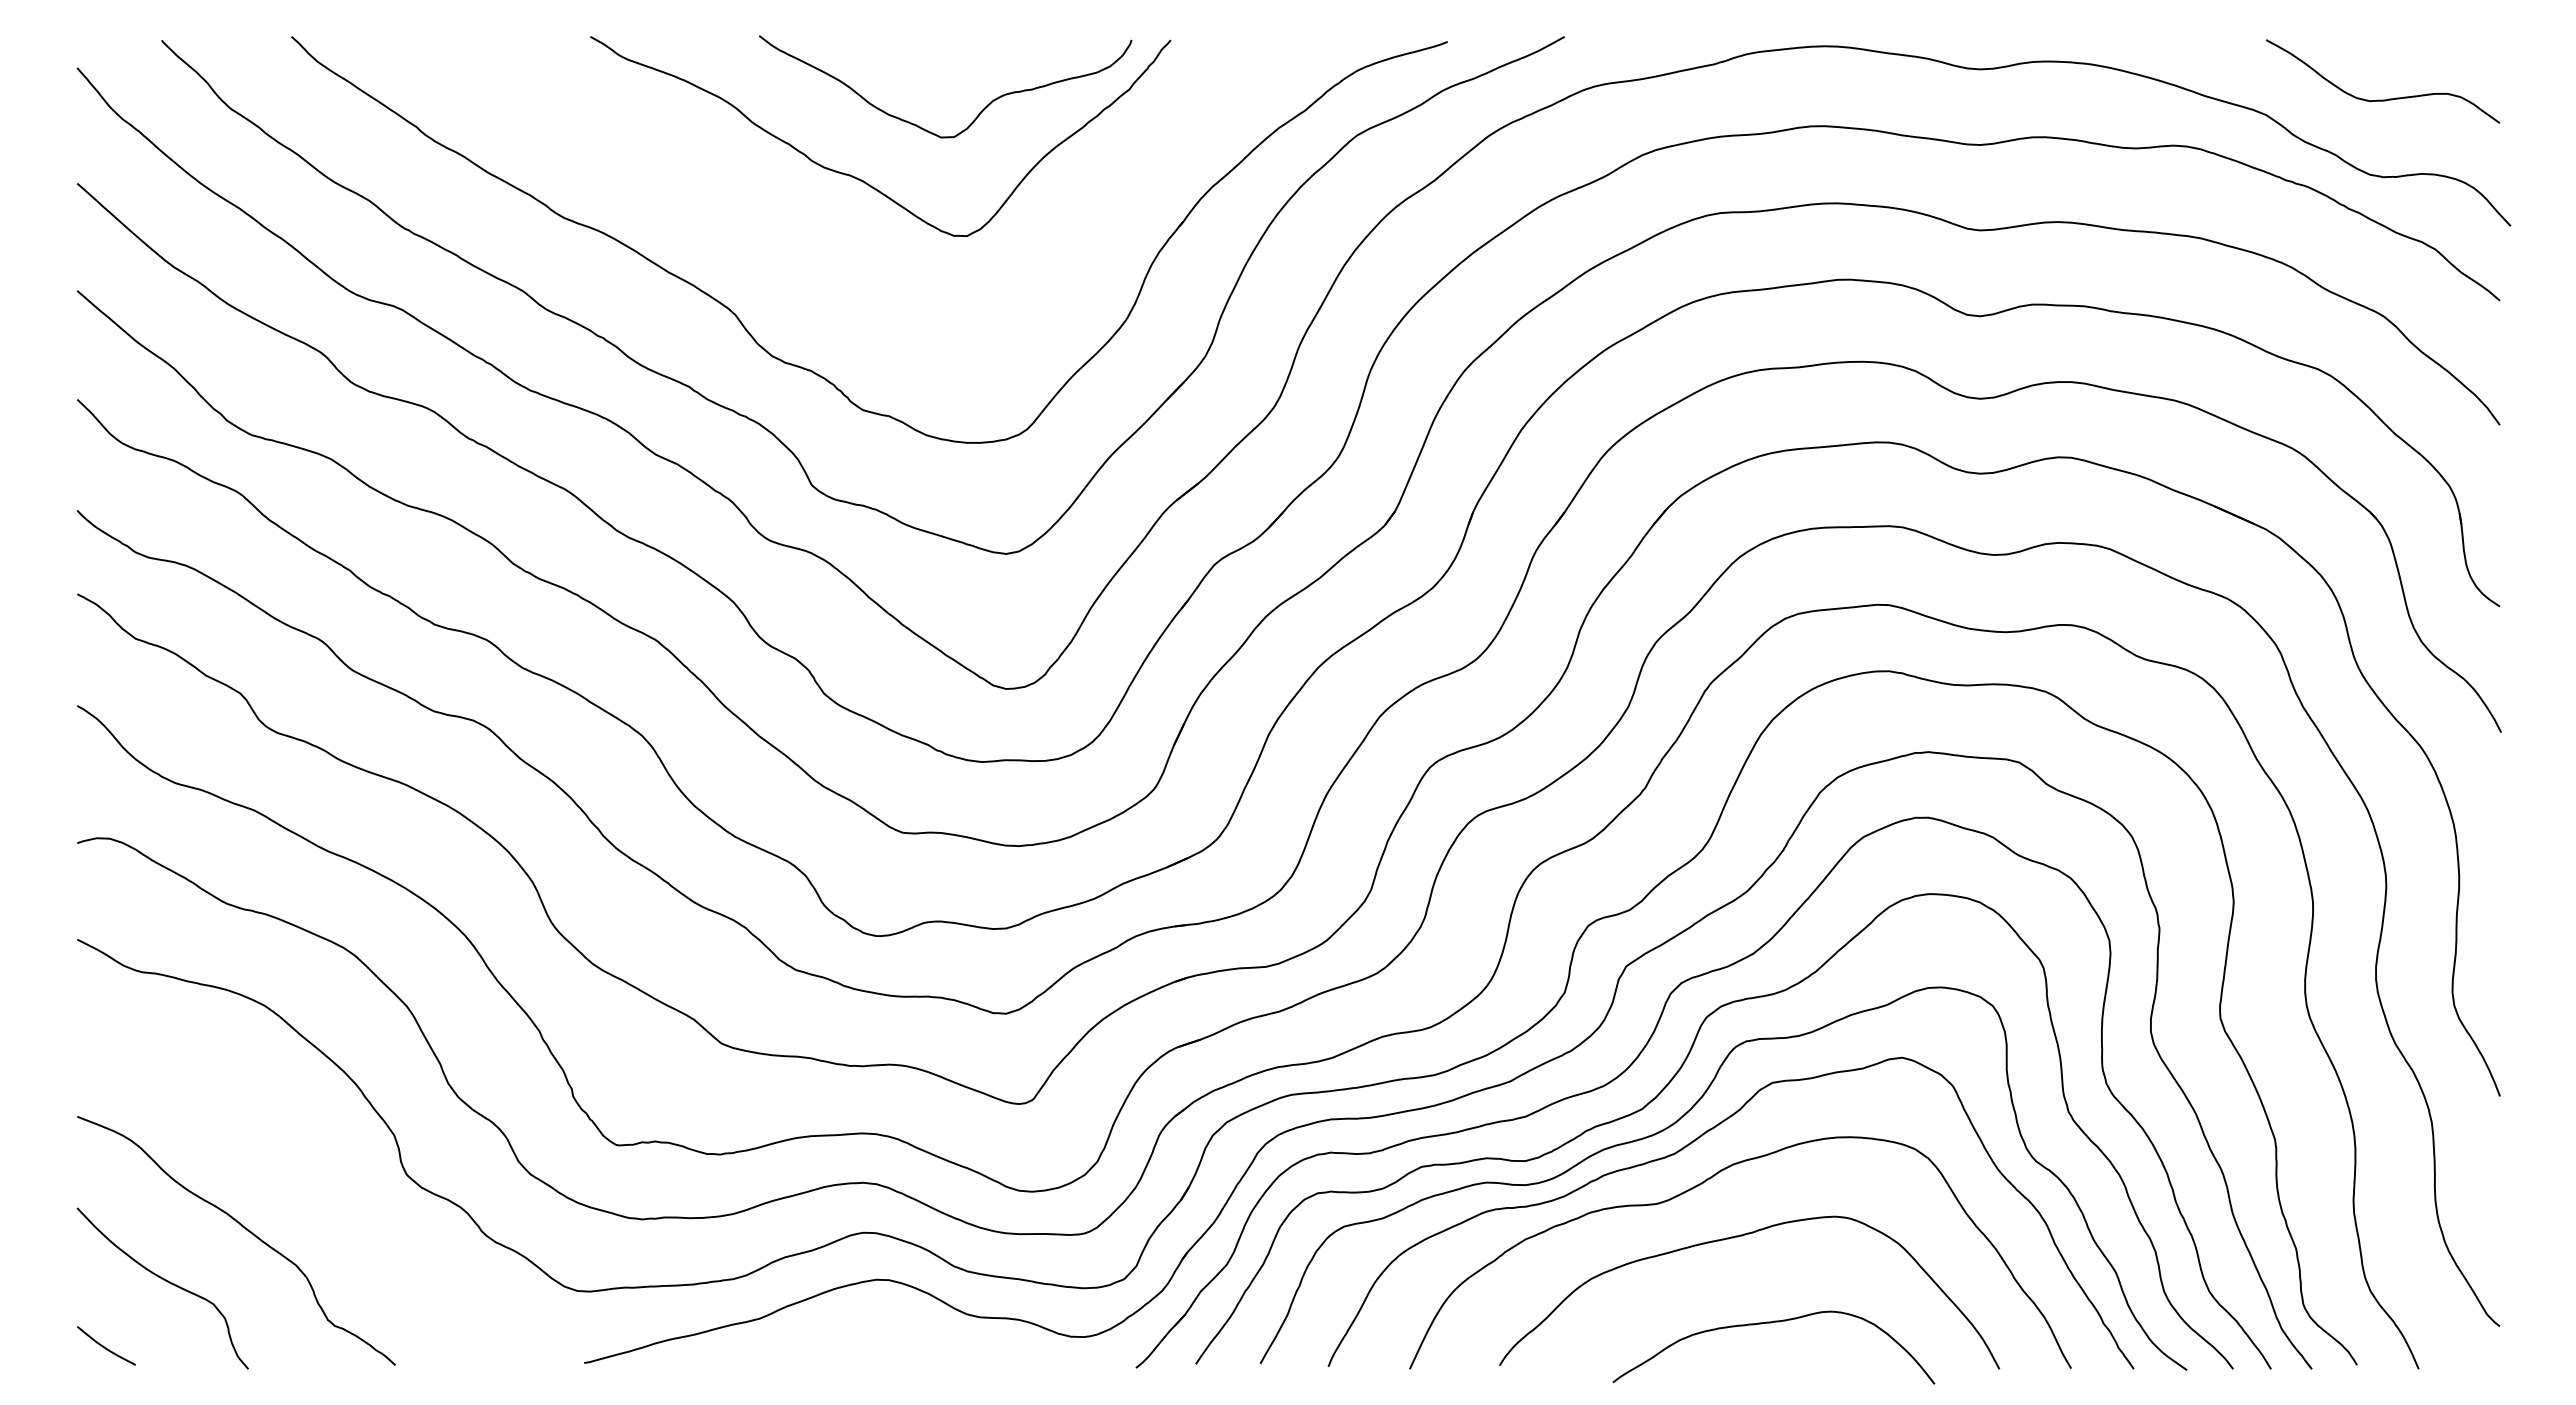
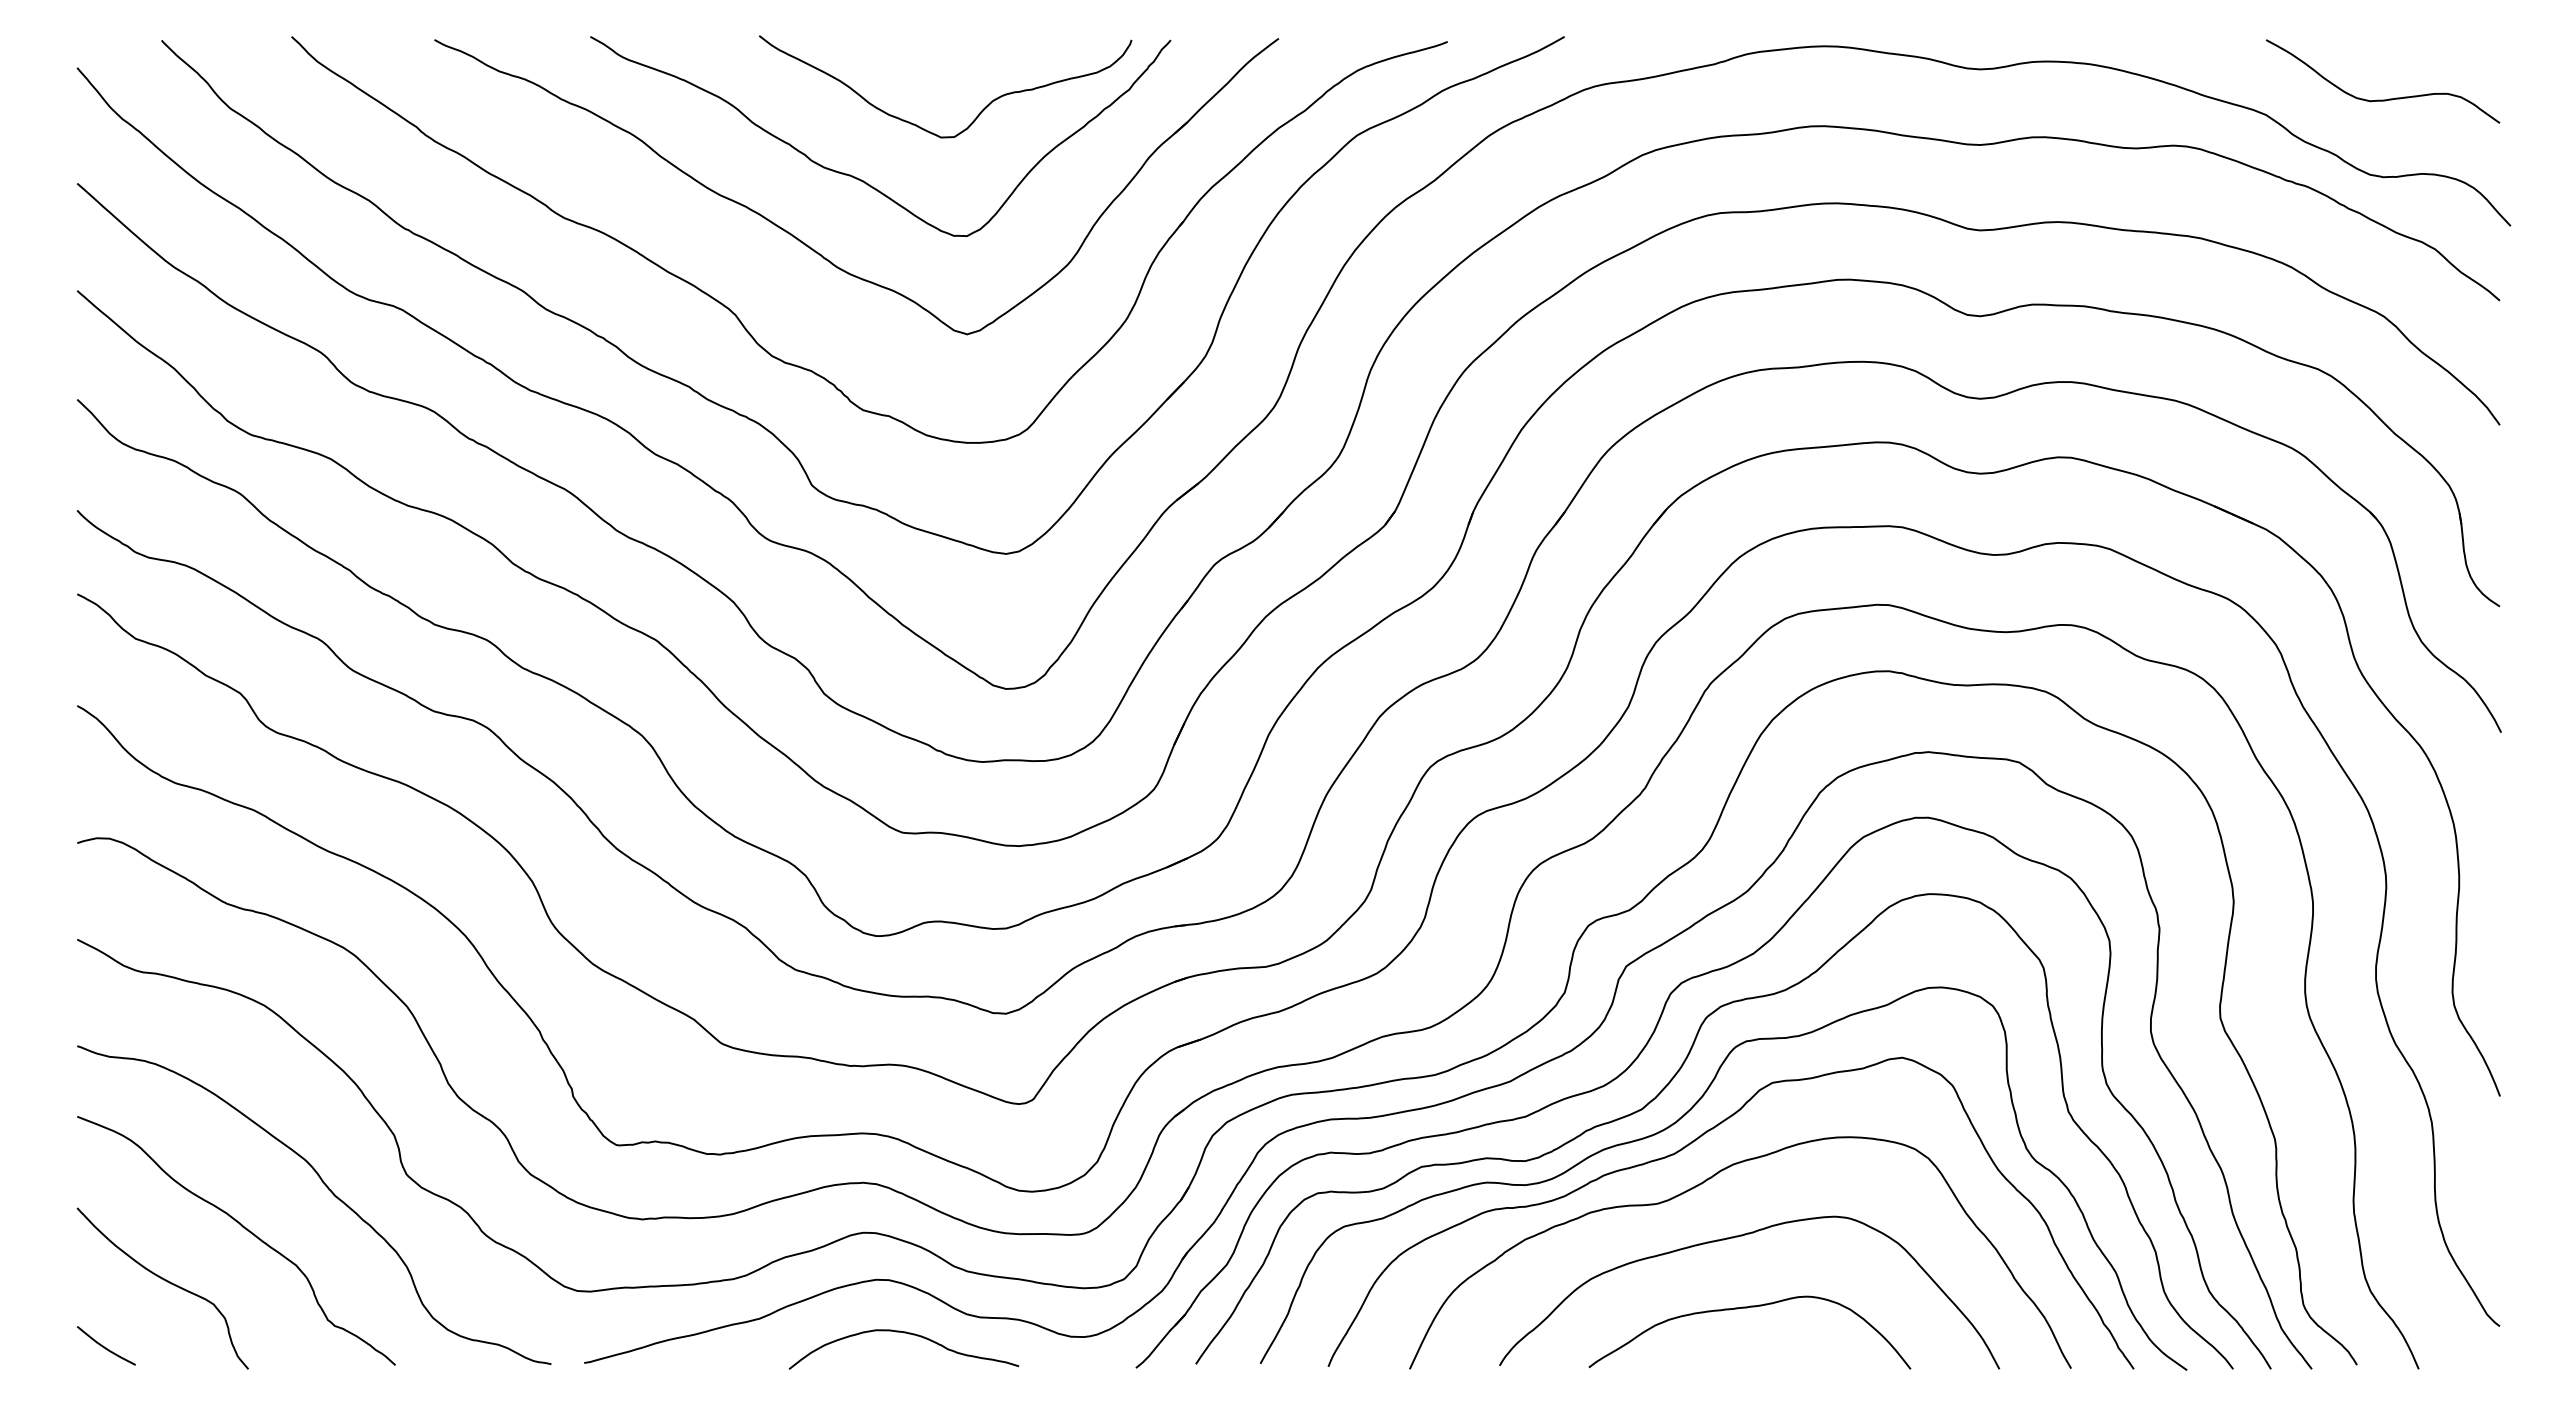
part: none -> present (810, 246)
curve: none -> present (331, 1193)
curve position: (1771, 1323) -> (1747, 1308) (1747, 1308)
curve: none -> present (908, 1334)
